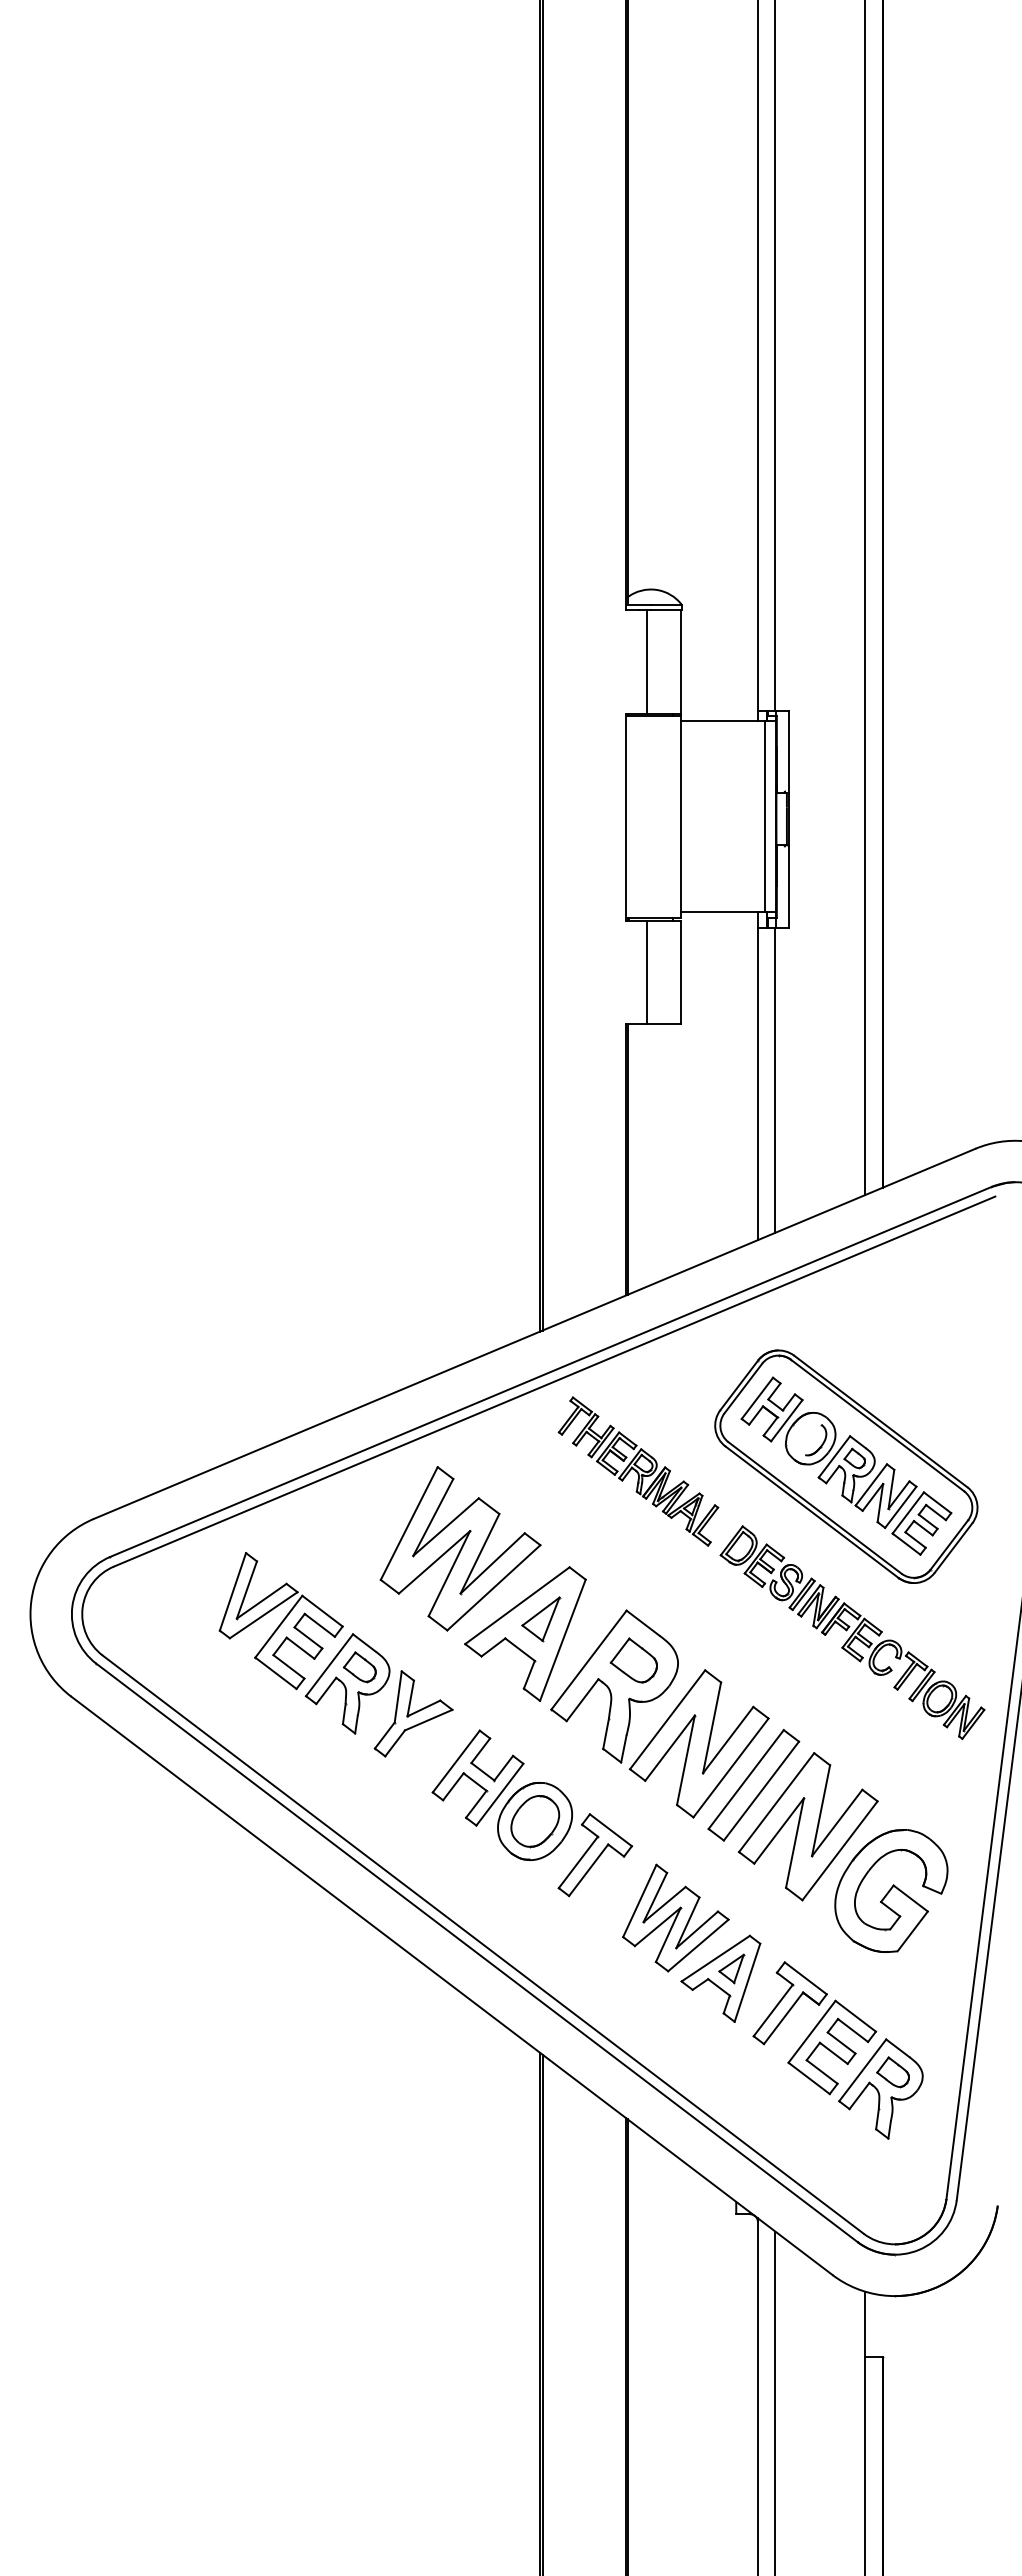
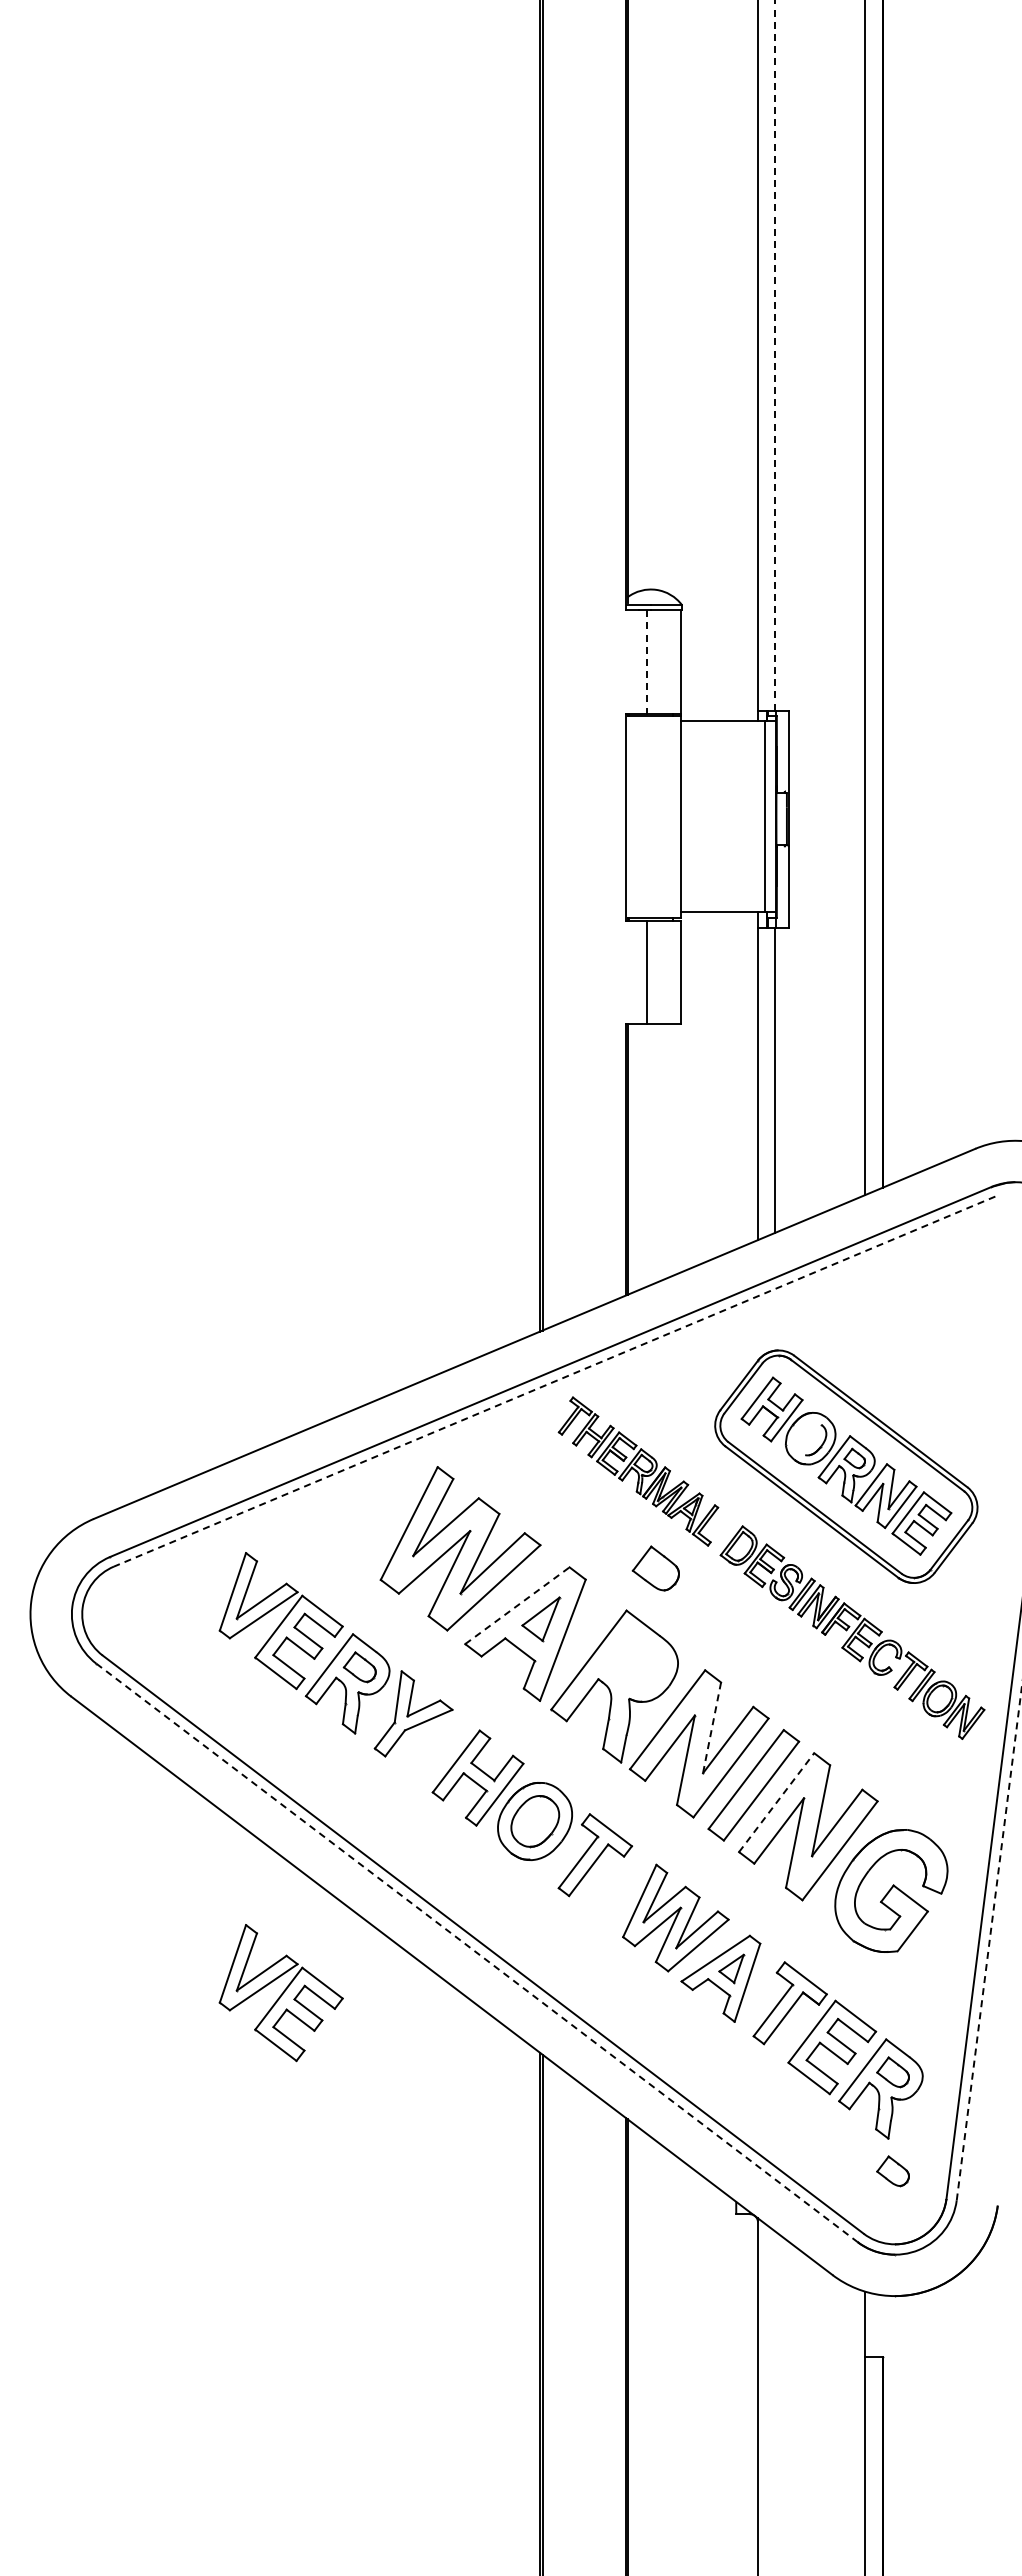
line: solid -> dashed (775, 355)
line: solid -> dashed (646, 661)
line: solid -> dashed (554, 1381)
line: solid -> dashed (517, 1605)
part position: (633, 1660) -> (655, 1568) (655, 1568)
line: solid -> dashed (711, 1728)
line: solid -> dashed (776, 1802)
line: solid -> dashed (989, 1943)
line: solid -> dashed (476, 1952)
part: none -> present (280, 1993)
part: none -> present (892, 2171)
line: present -> none (775, 2401)
